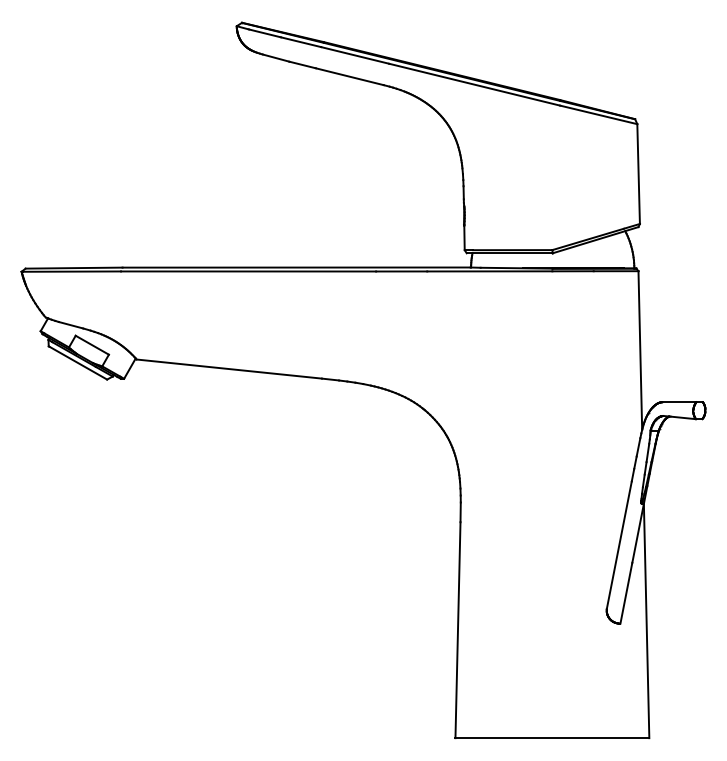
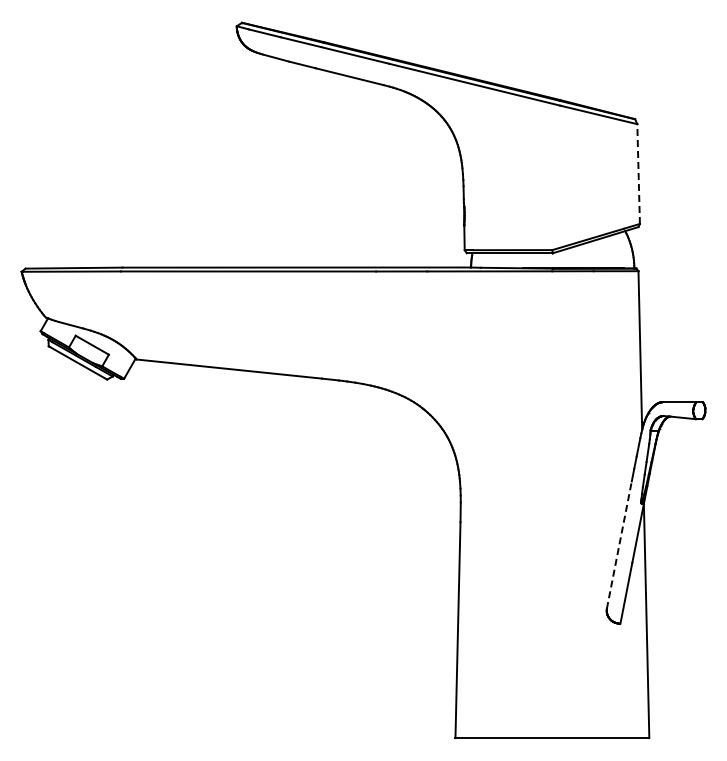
line: solid -> dashed (638, 174)
line: solid -> dashed (619, 544)
